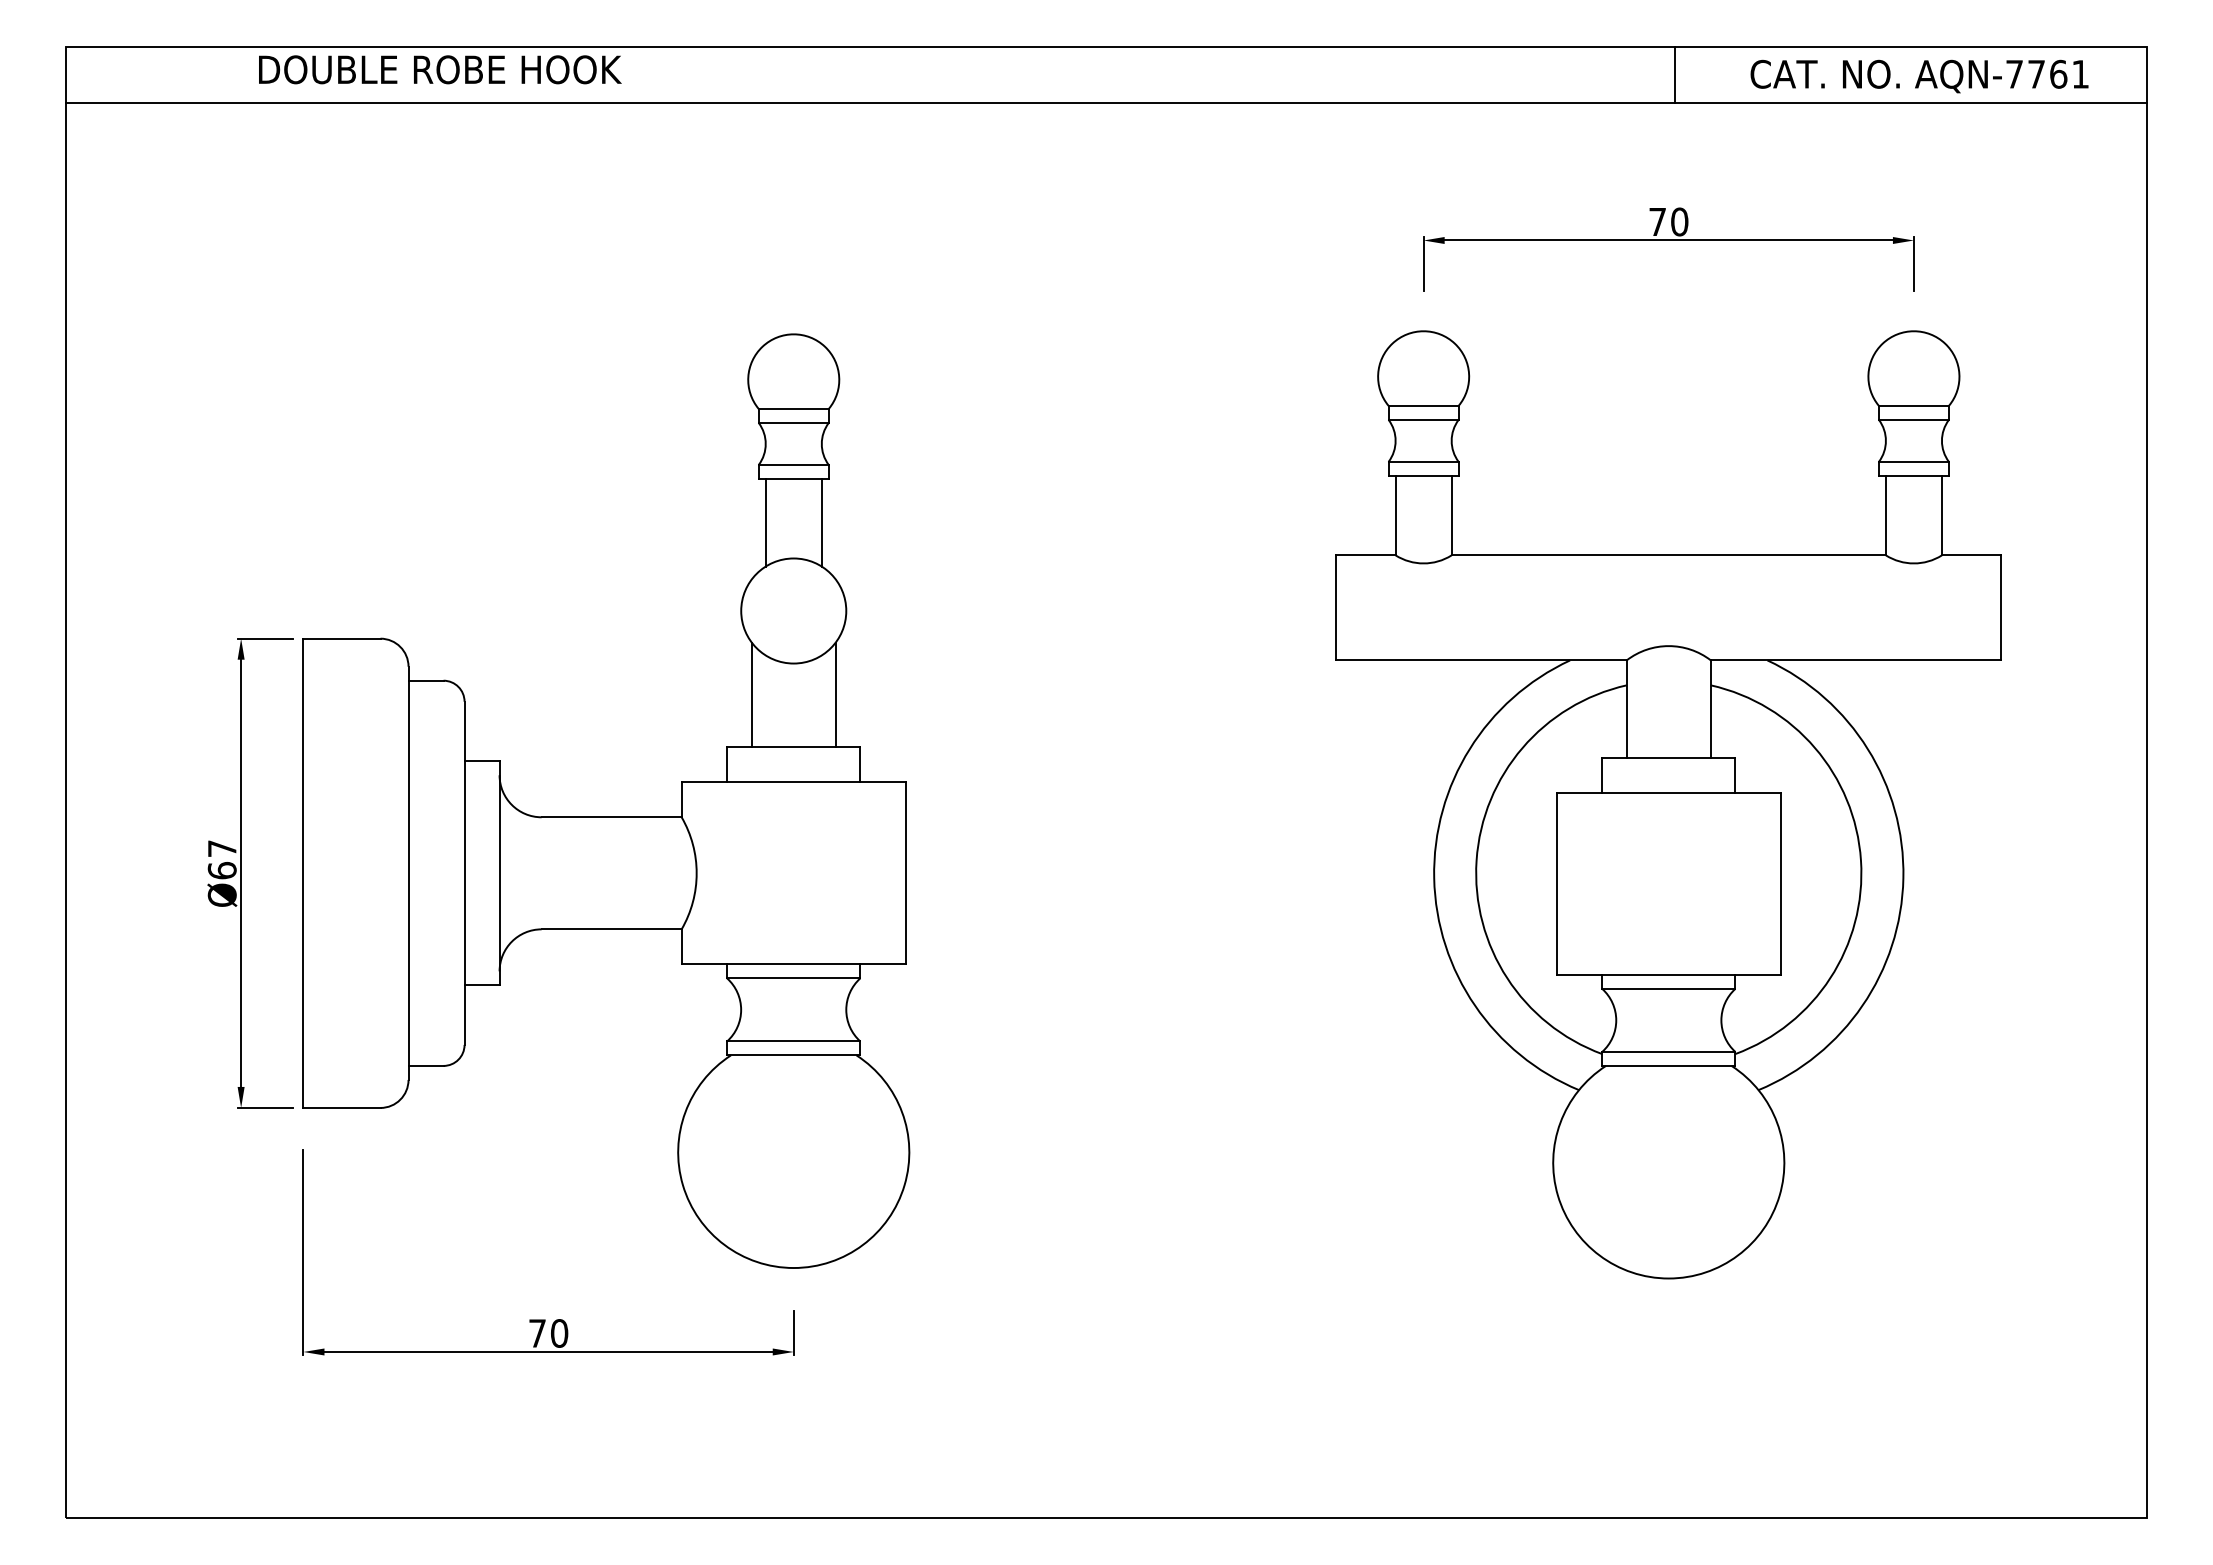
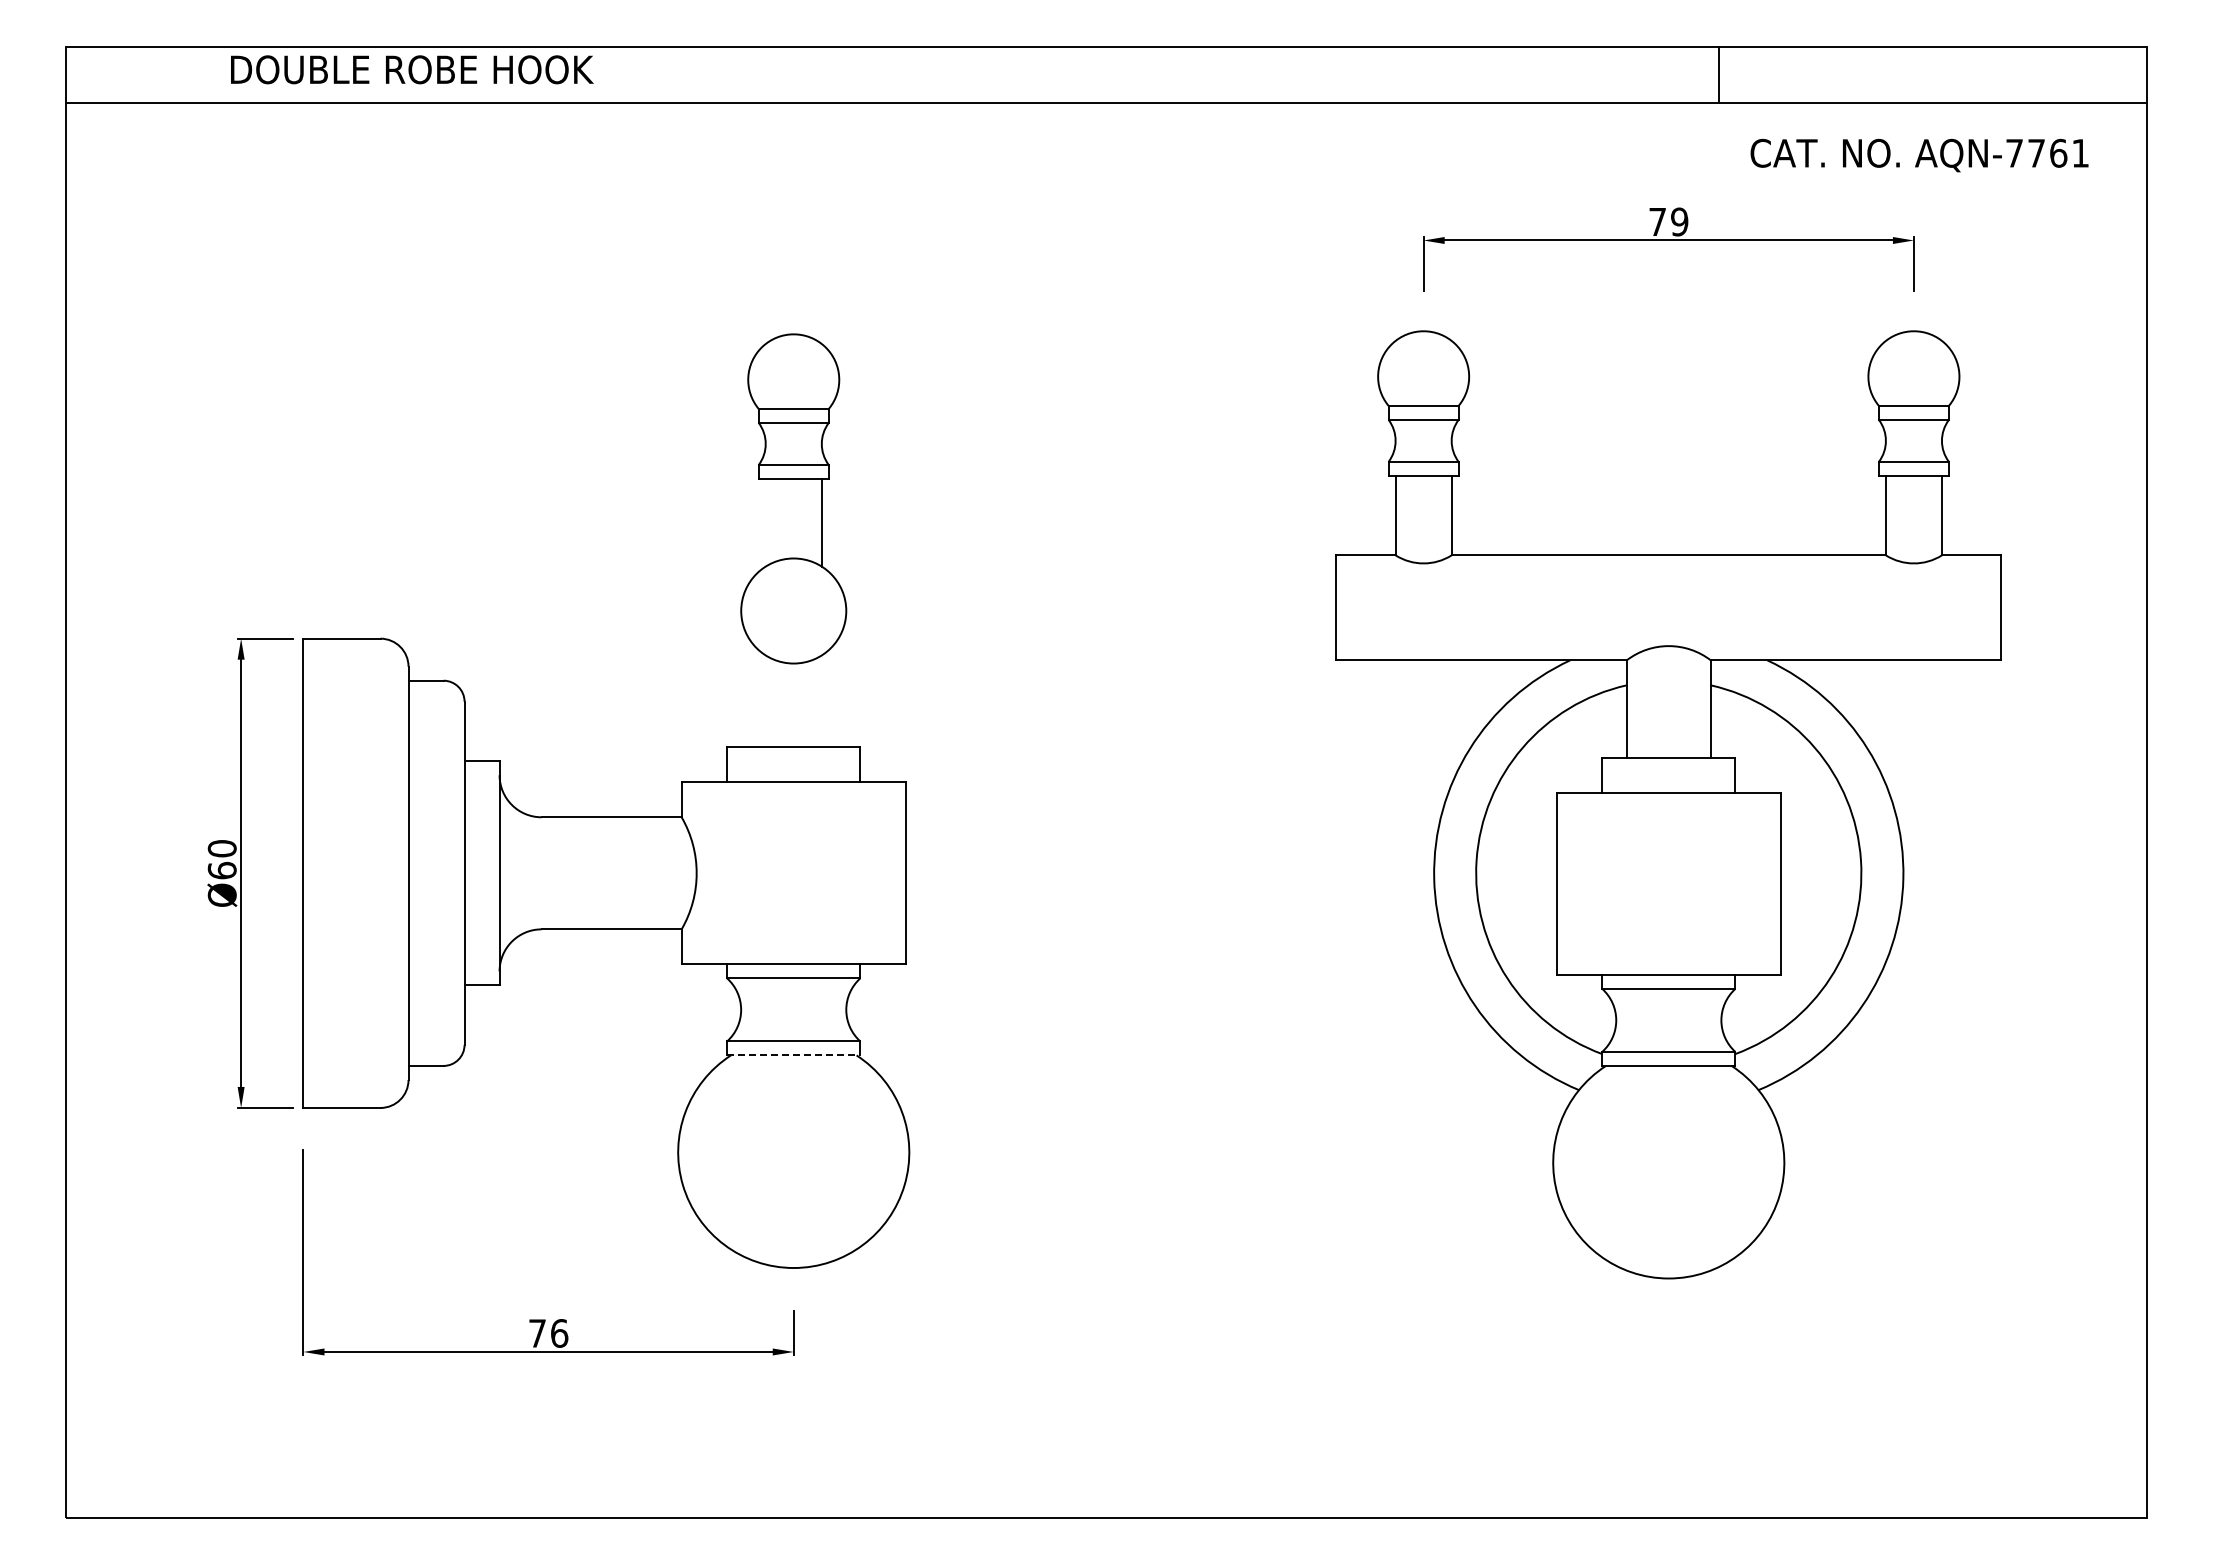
text position: (440, 69) -> (412, 69) (412, 69)
line position: (1674, 75) -> (1718, 75) (1718, 75)
text position: (1919, 76) -> (1919, 155) (1919, 155)
text: 70 -> 79 (1679, 221)
line: present -> none (765, 522)
line: present -> none (751, 694)
line: present -> none (835, 694)
text: Ø67 -> Ø60 (221, 848)
line: solid -> dashed (793, 1055)
text: 70 -> 76 (559, 1333)
